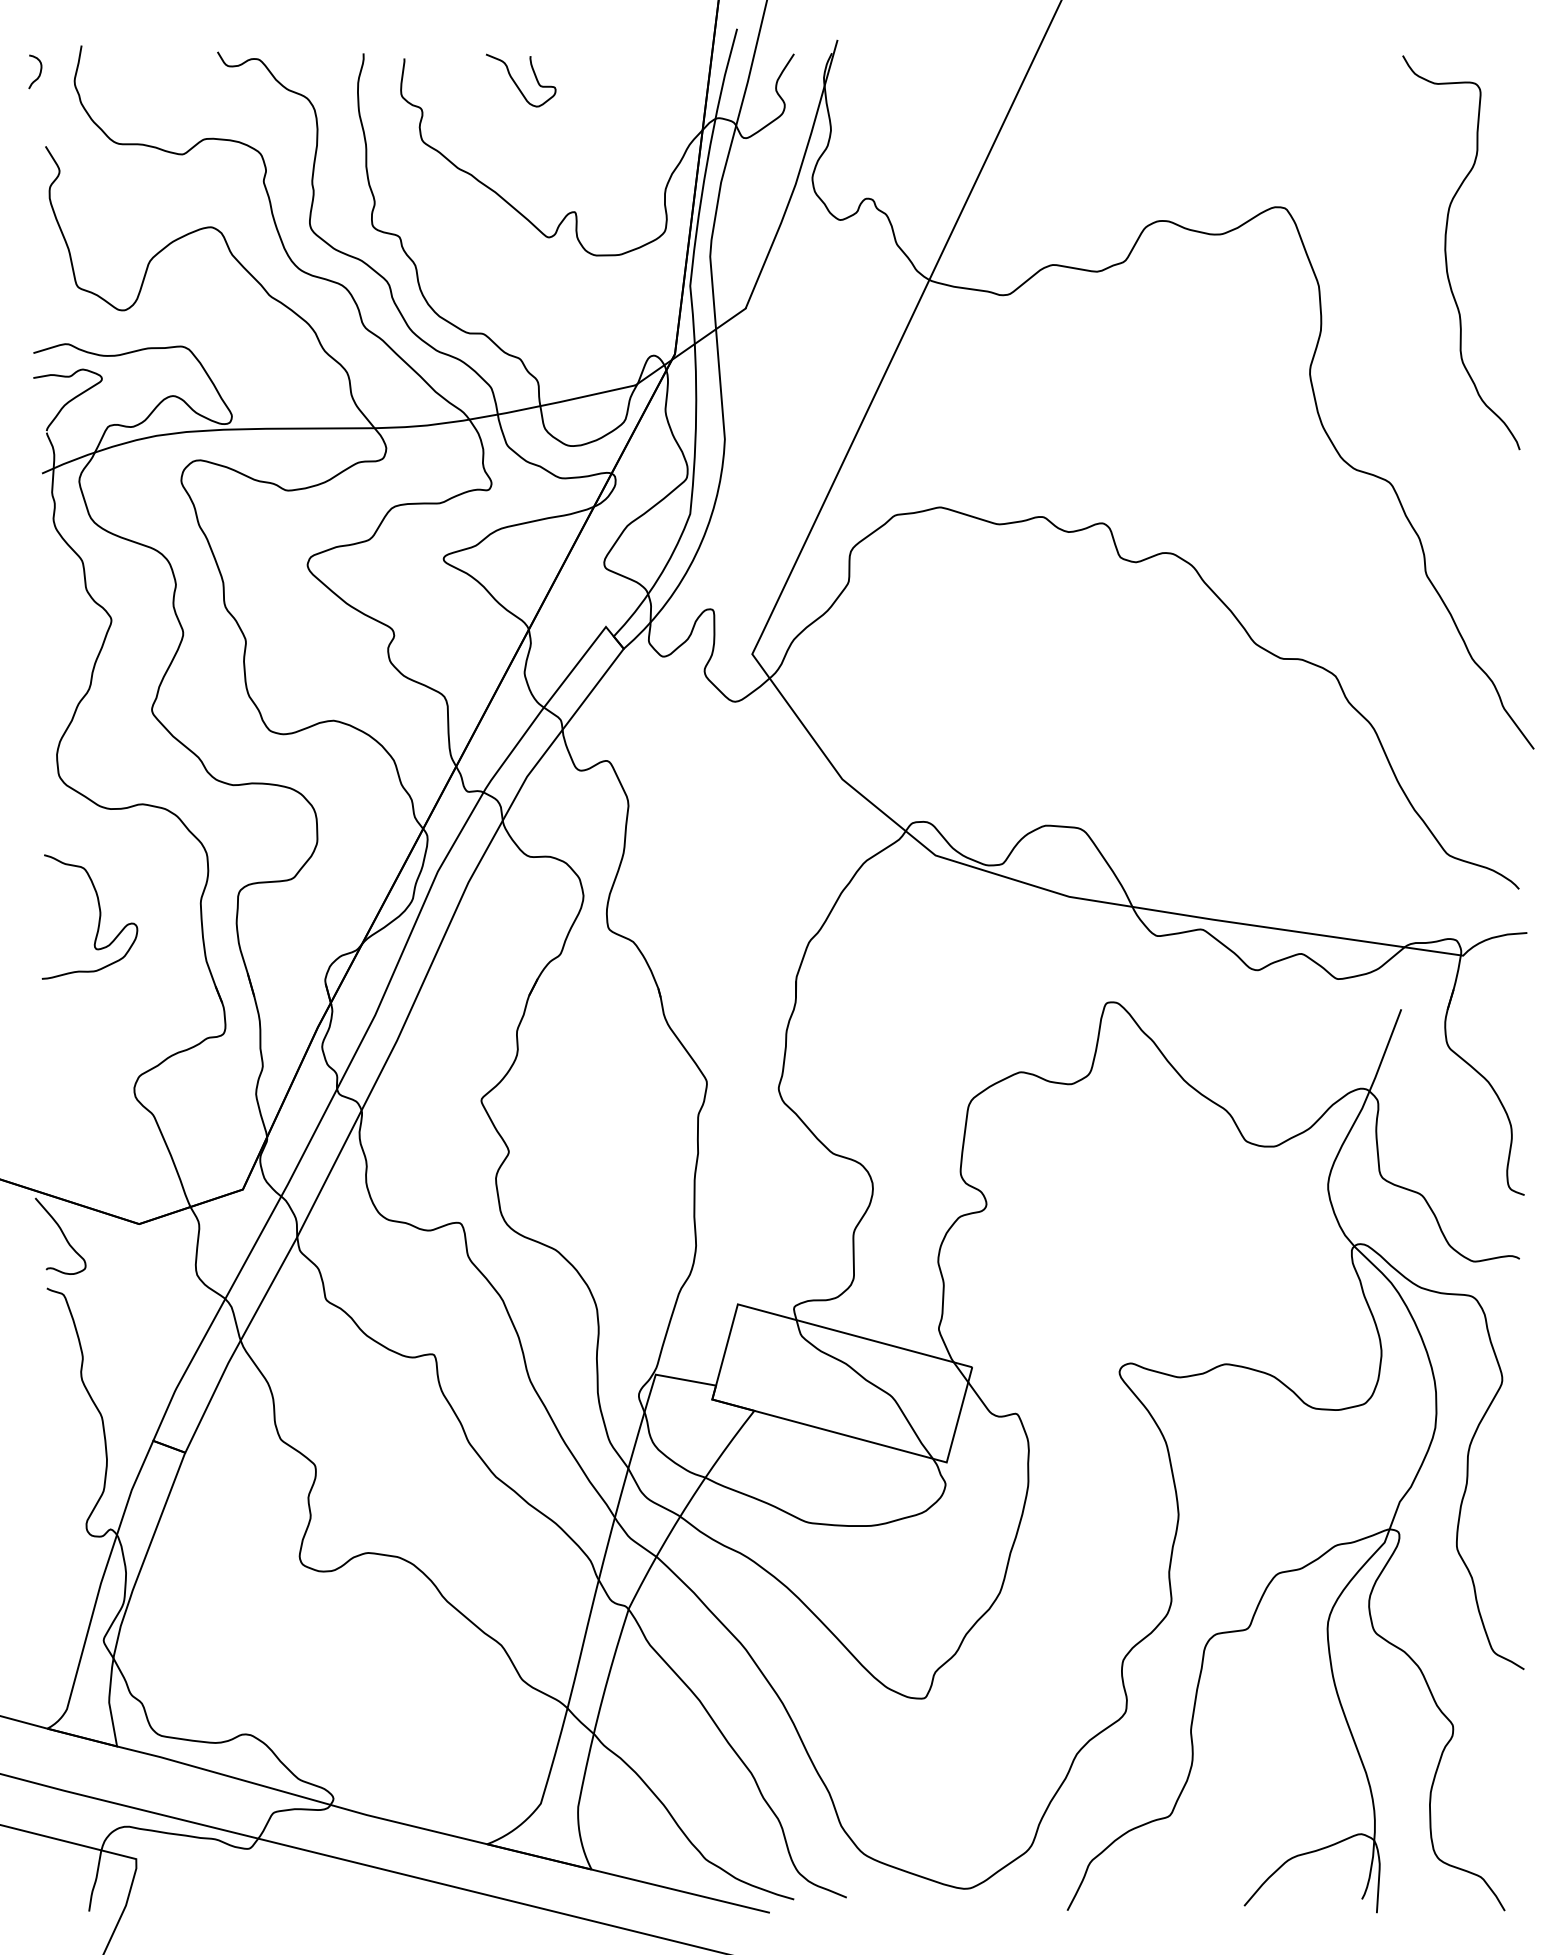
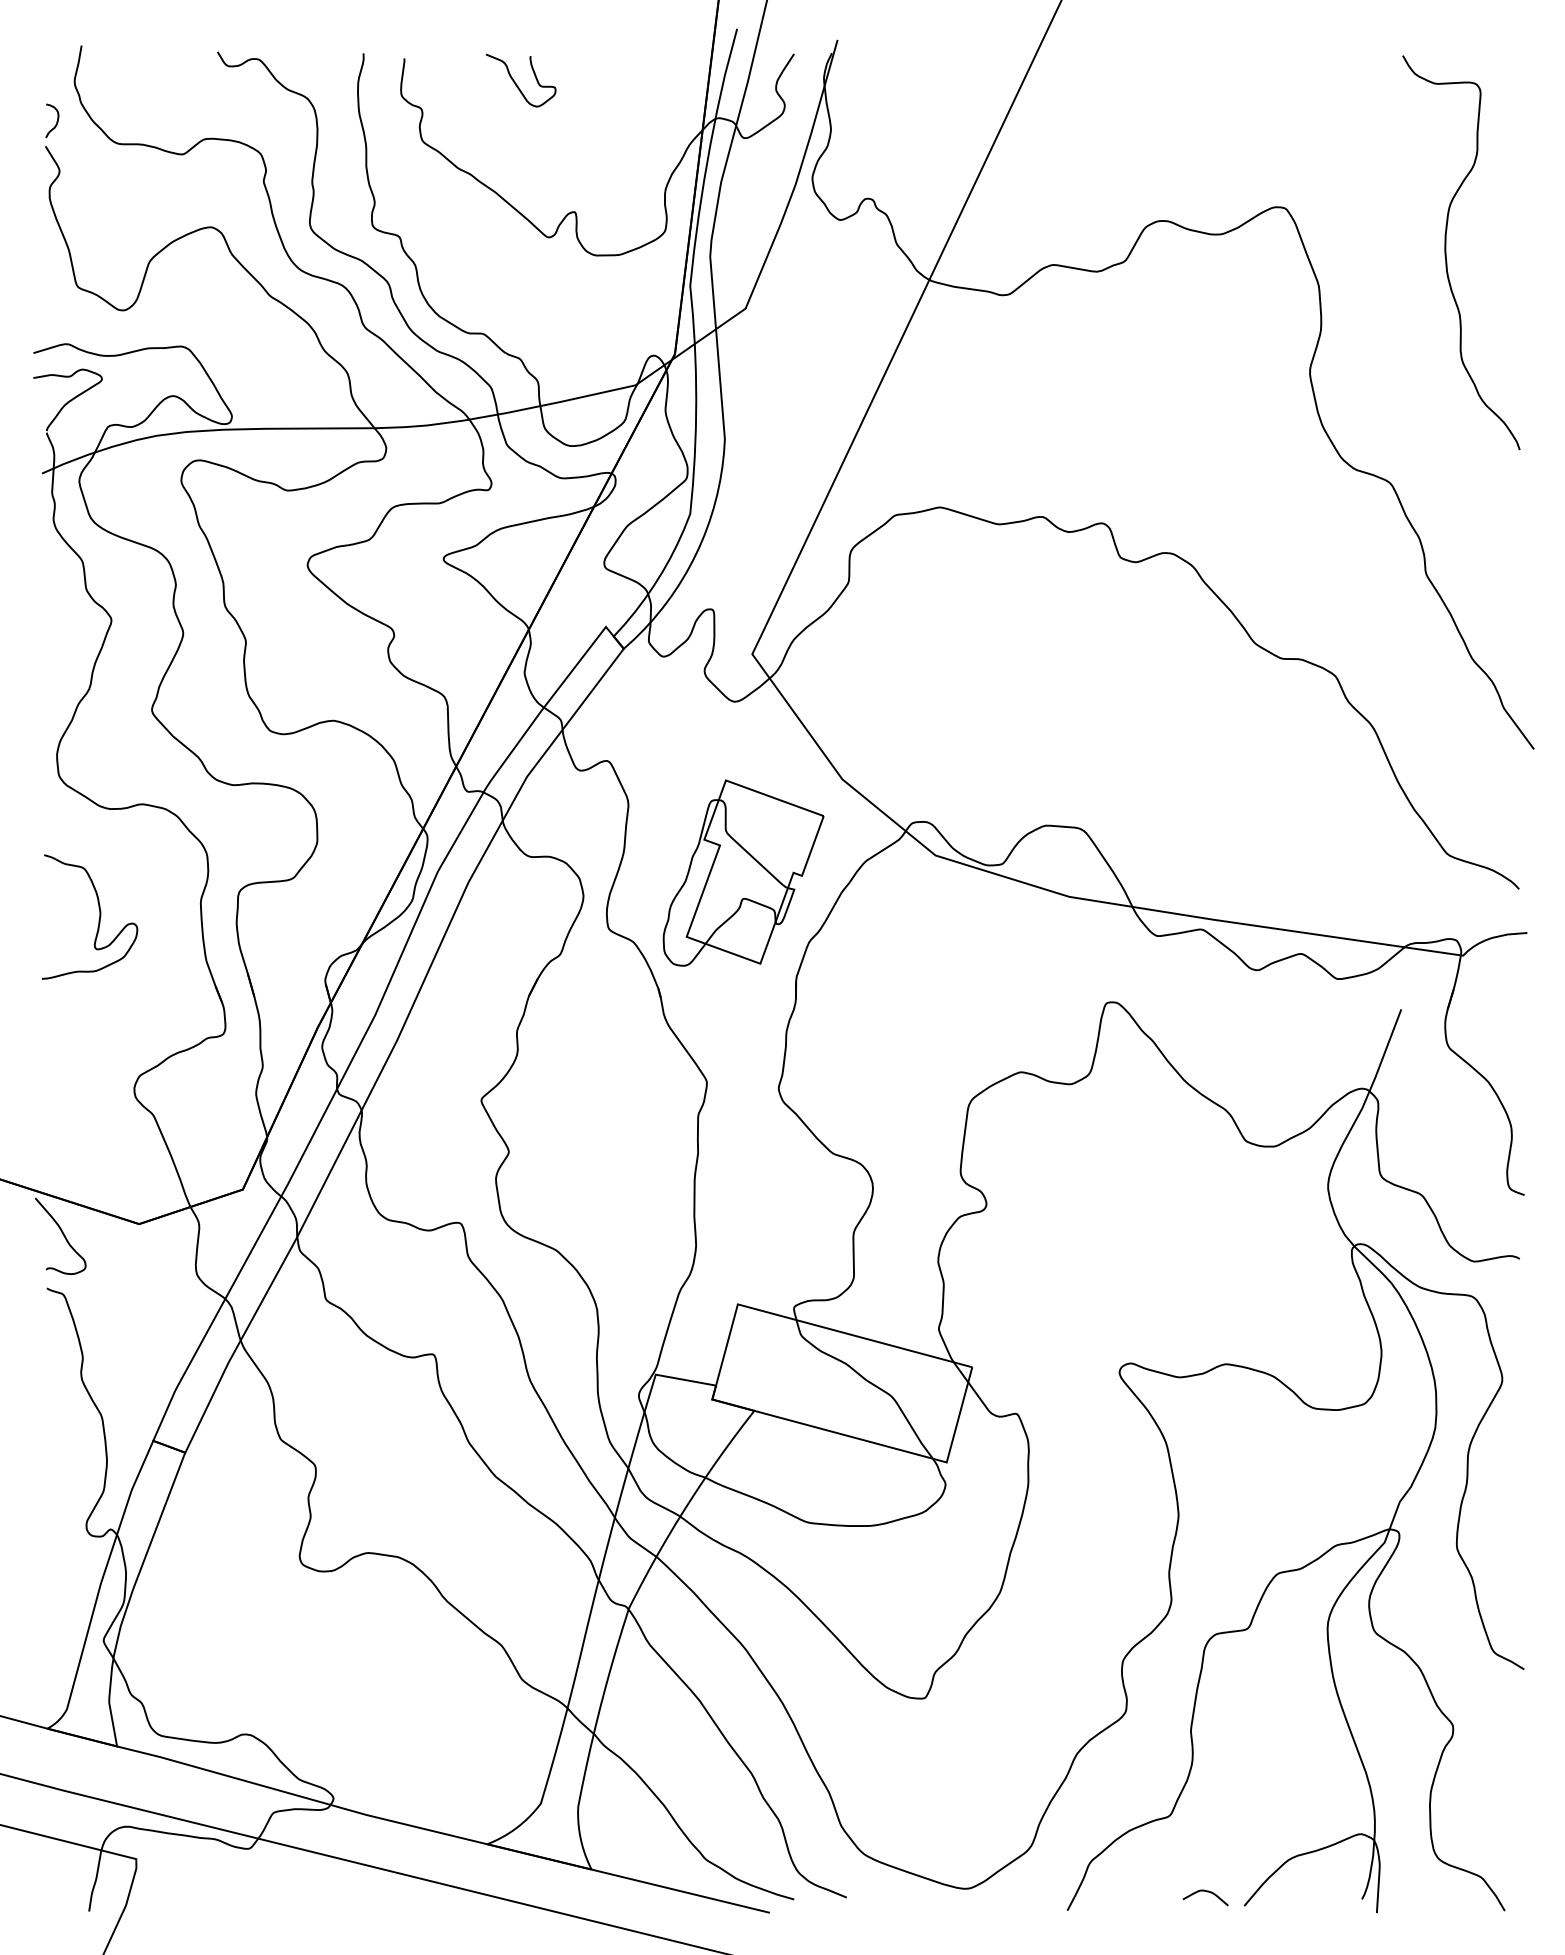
curve position: (39, 72) -> (56, 121) (56, 121)
part: none -> present (743, 872)
curve: none -> present (1206, 1892)
